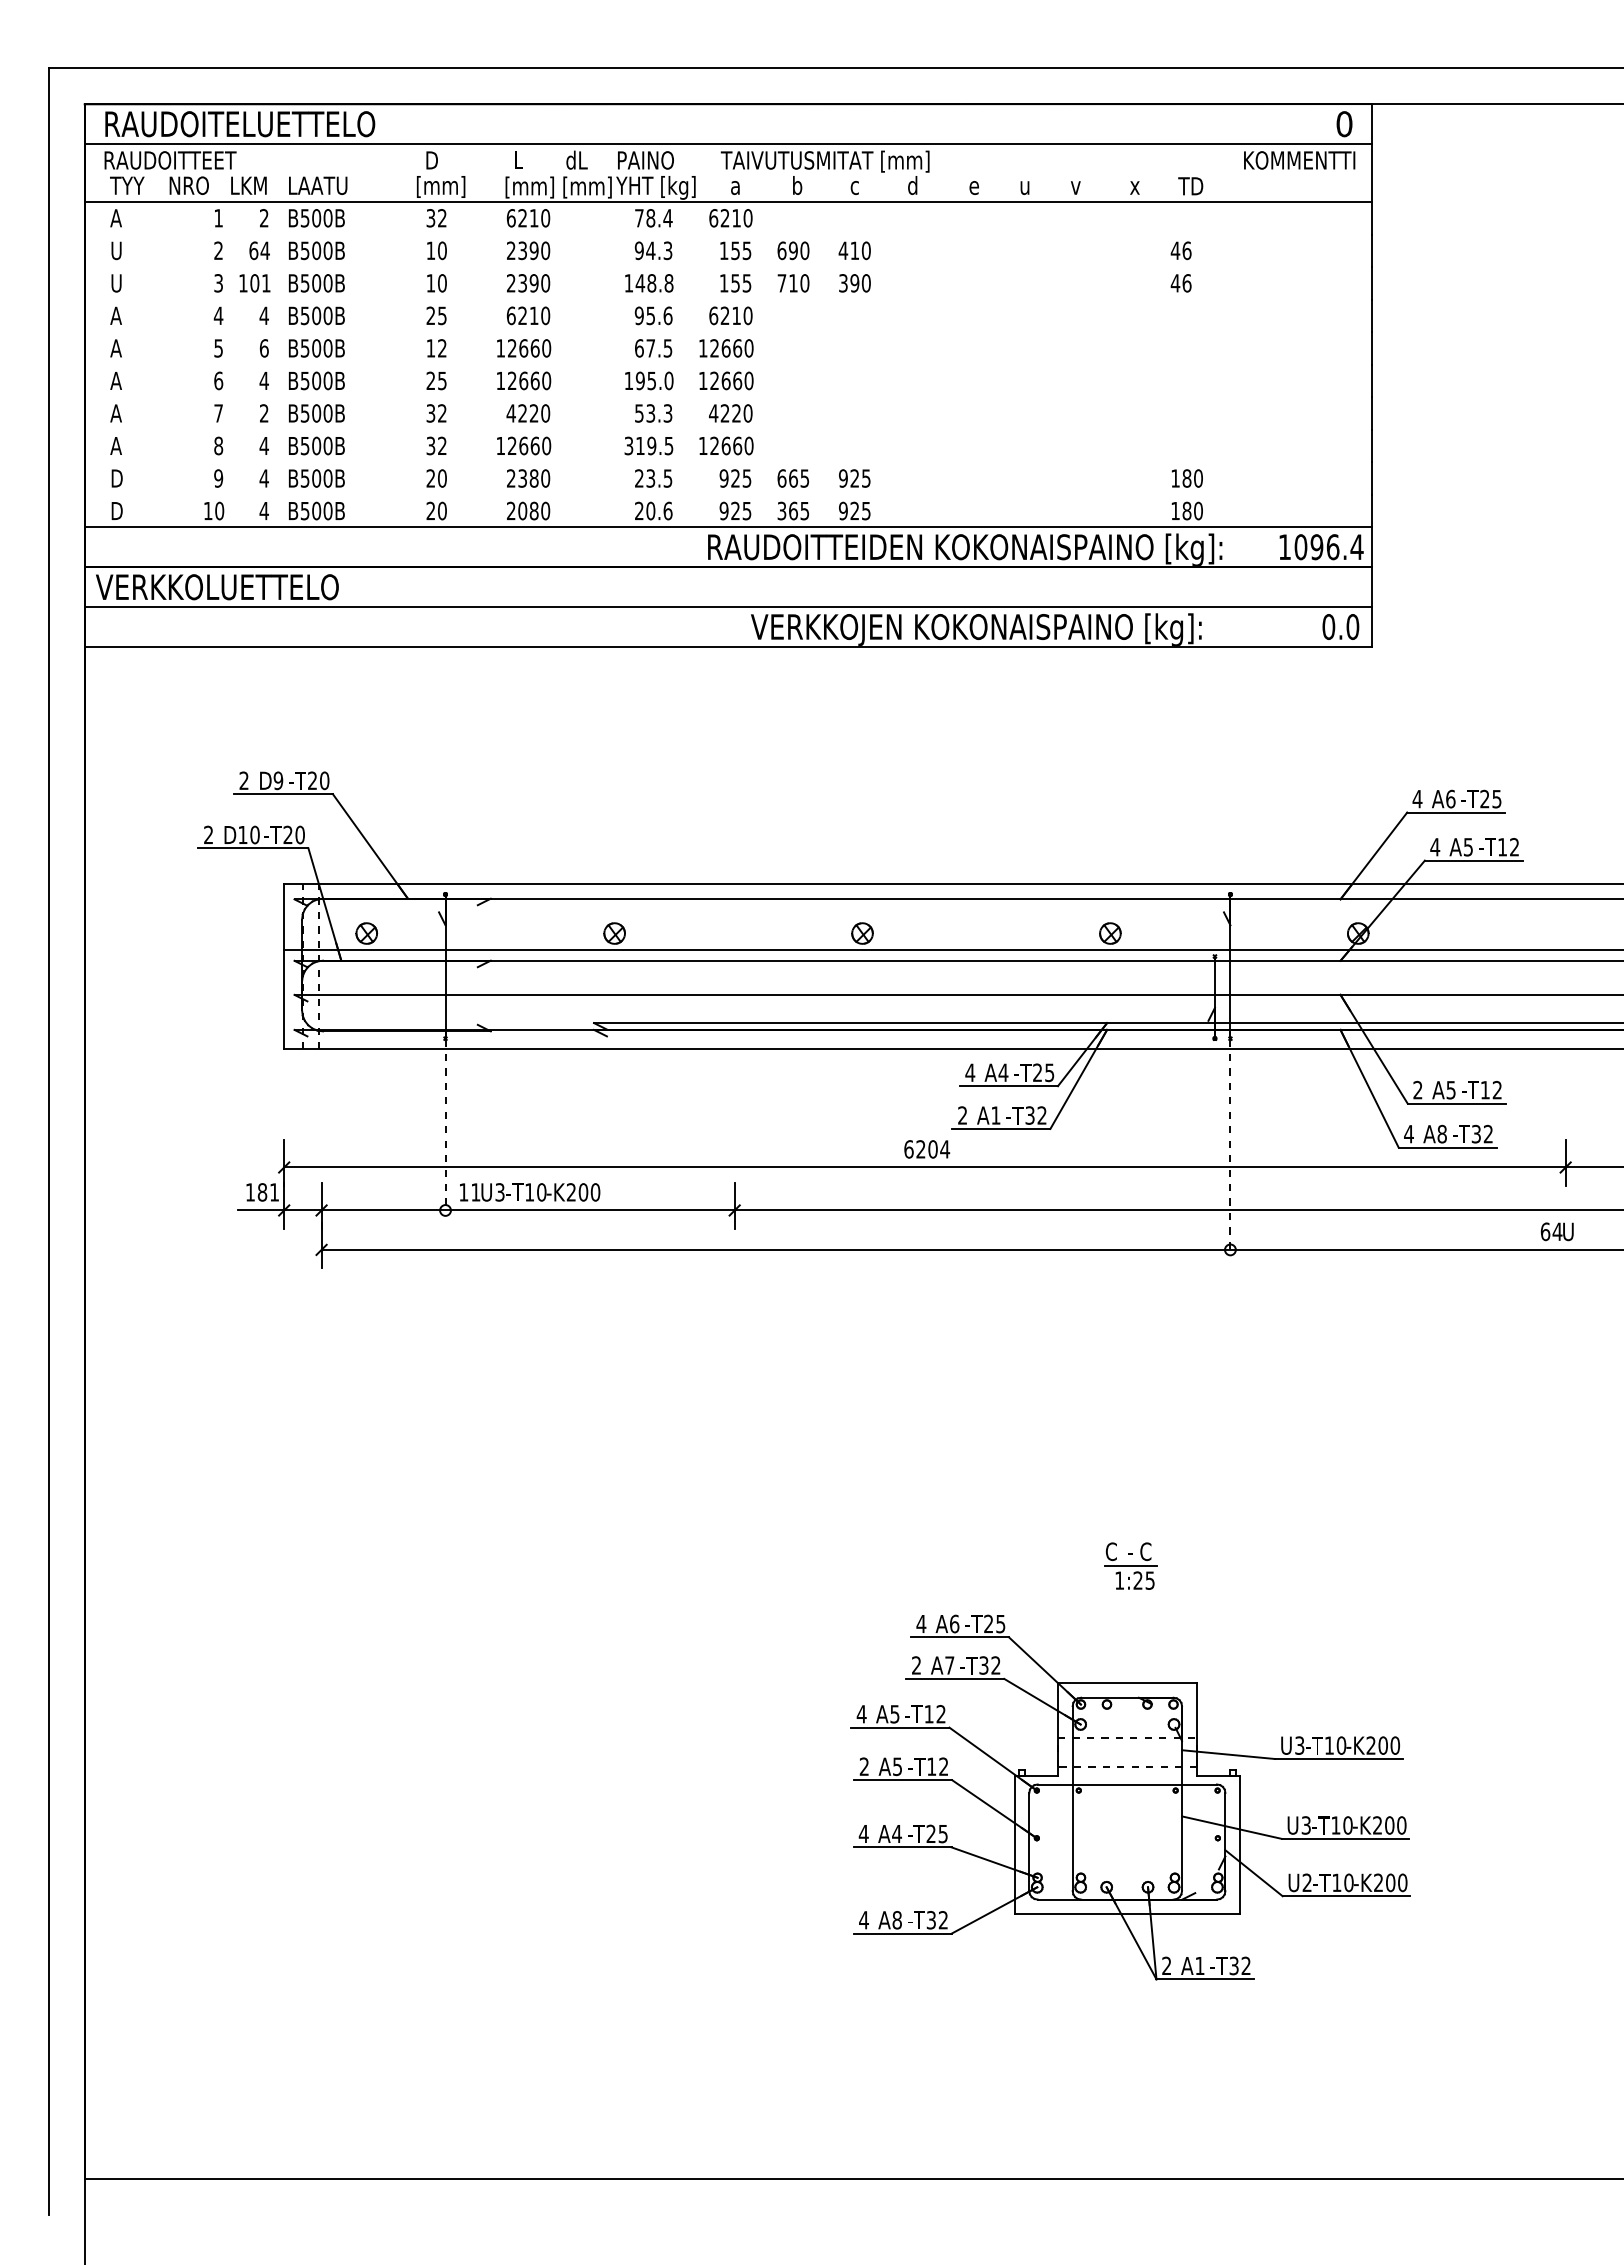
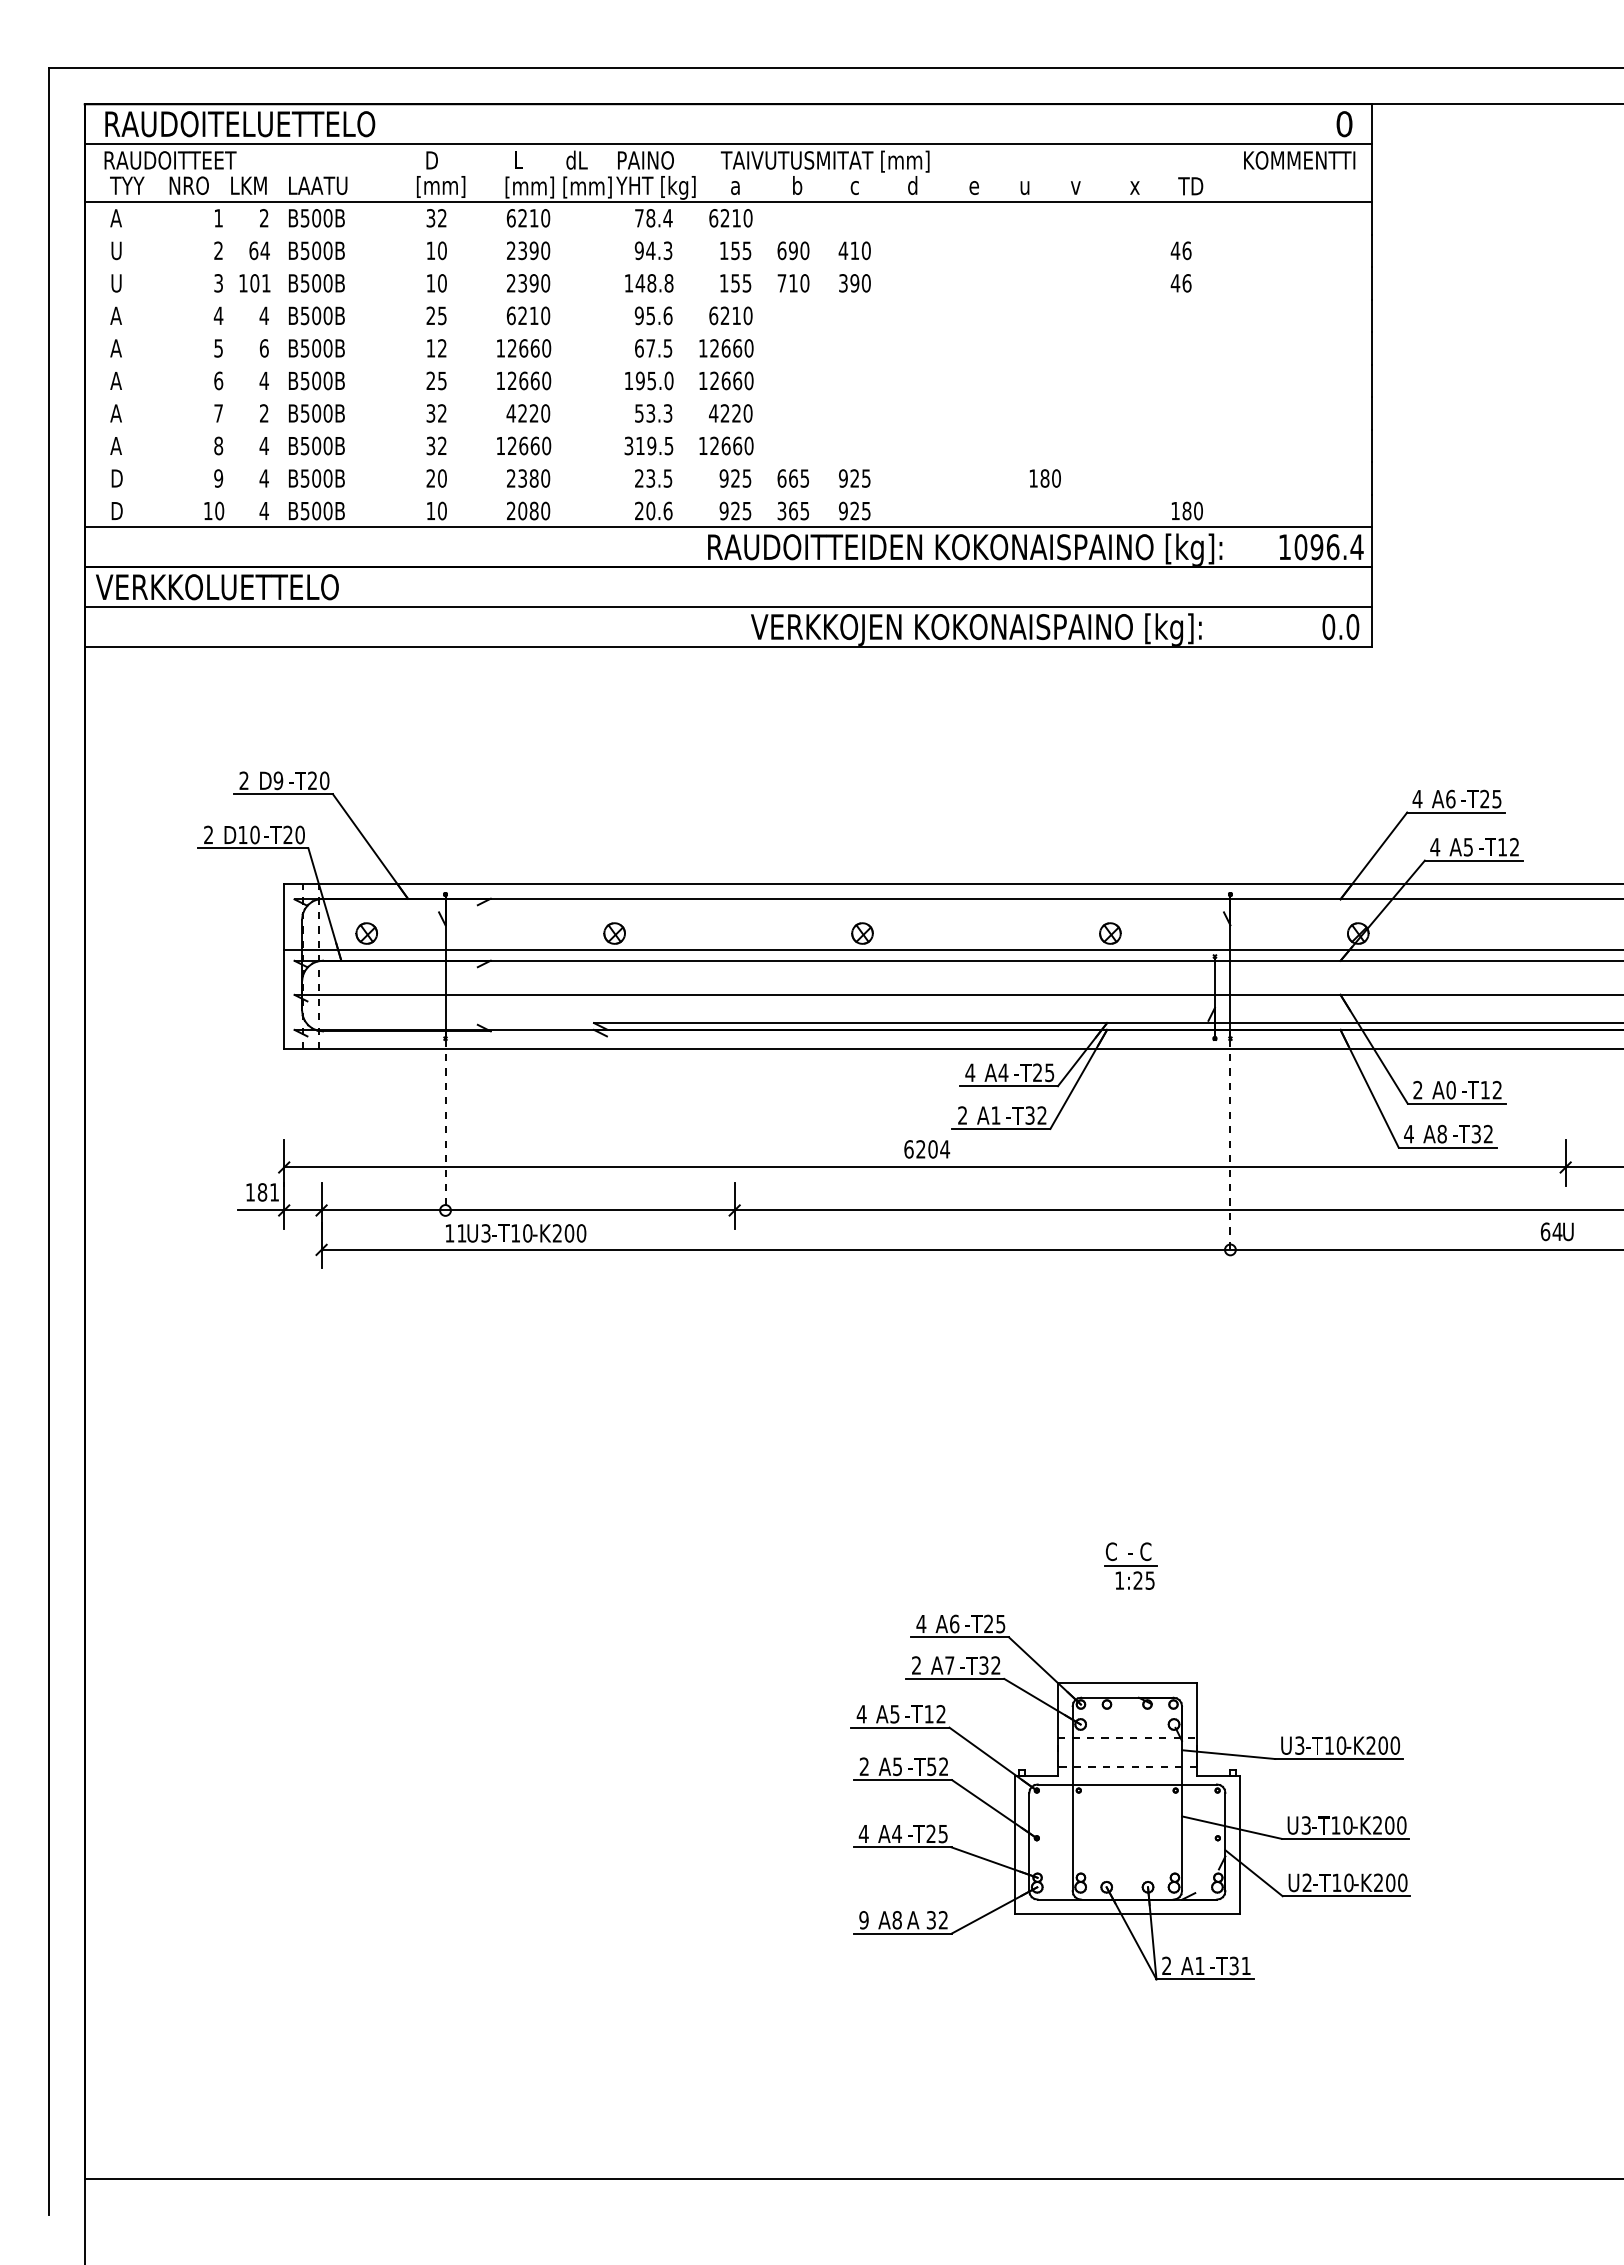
text position: (1186, 478) -> (1044, 478) (1044, 478)
text: 20 -> 10 (430, 510)
text: 5 -> 0 (1450, 1089)
text position: (530, 1192) -> (516, 1233) (516, 1233)
text: 12 -> 52 (931, 1766)
text: 4 -> 9 (863, 1920)
text: -T -> A (915, 1920)
text: 32 -> 31 (1245, 1965)
